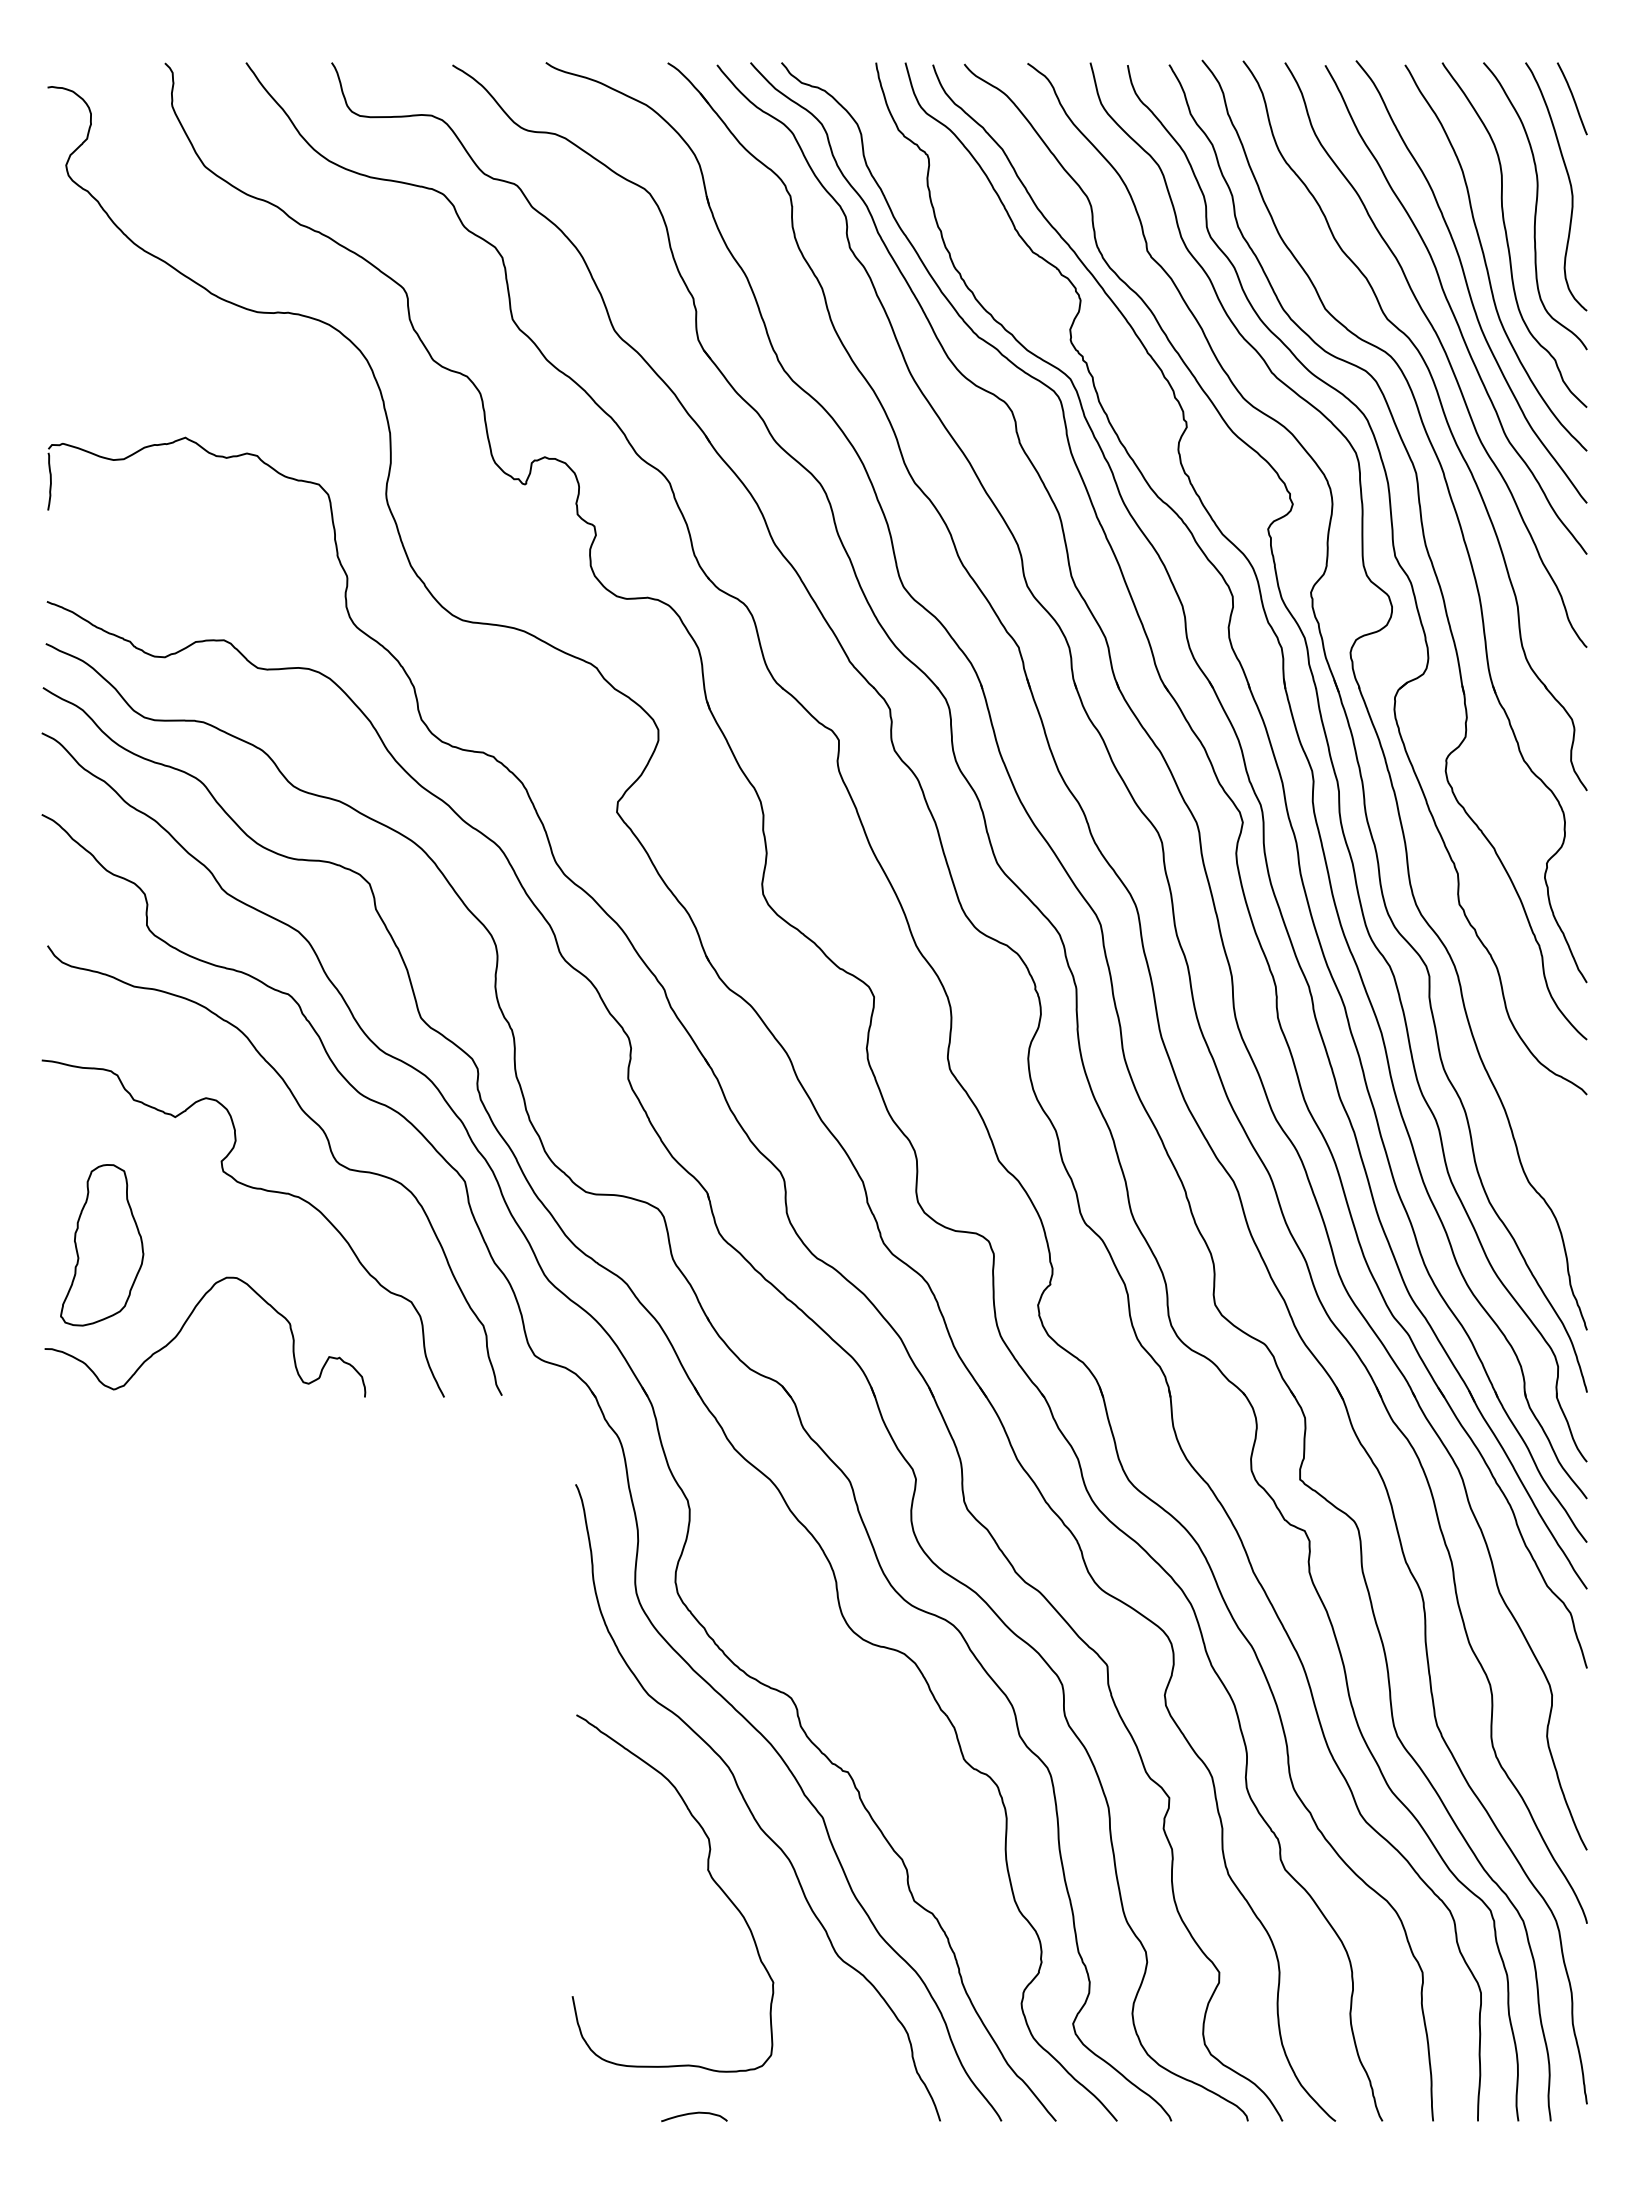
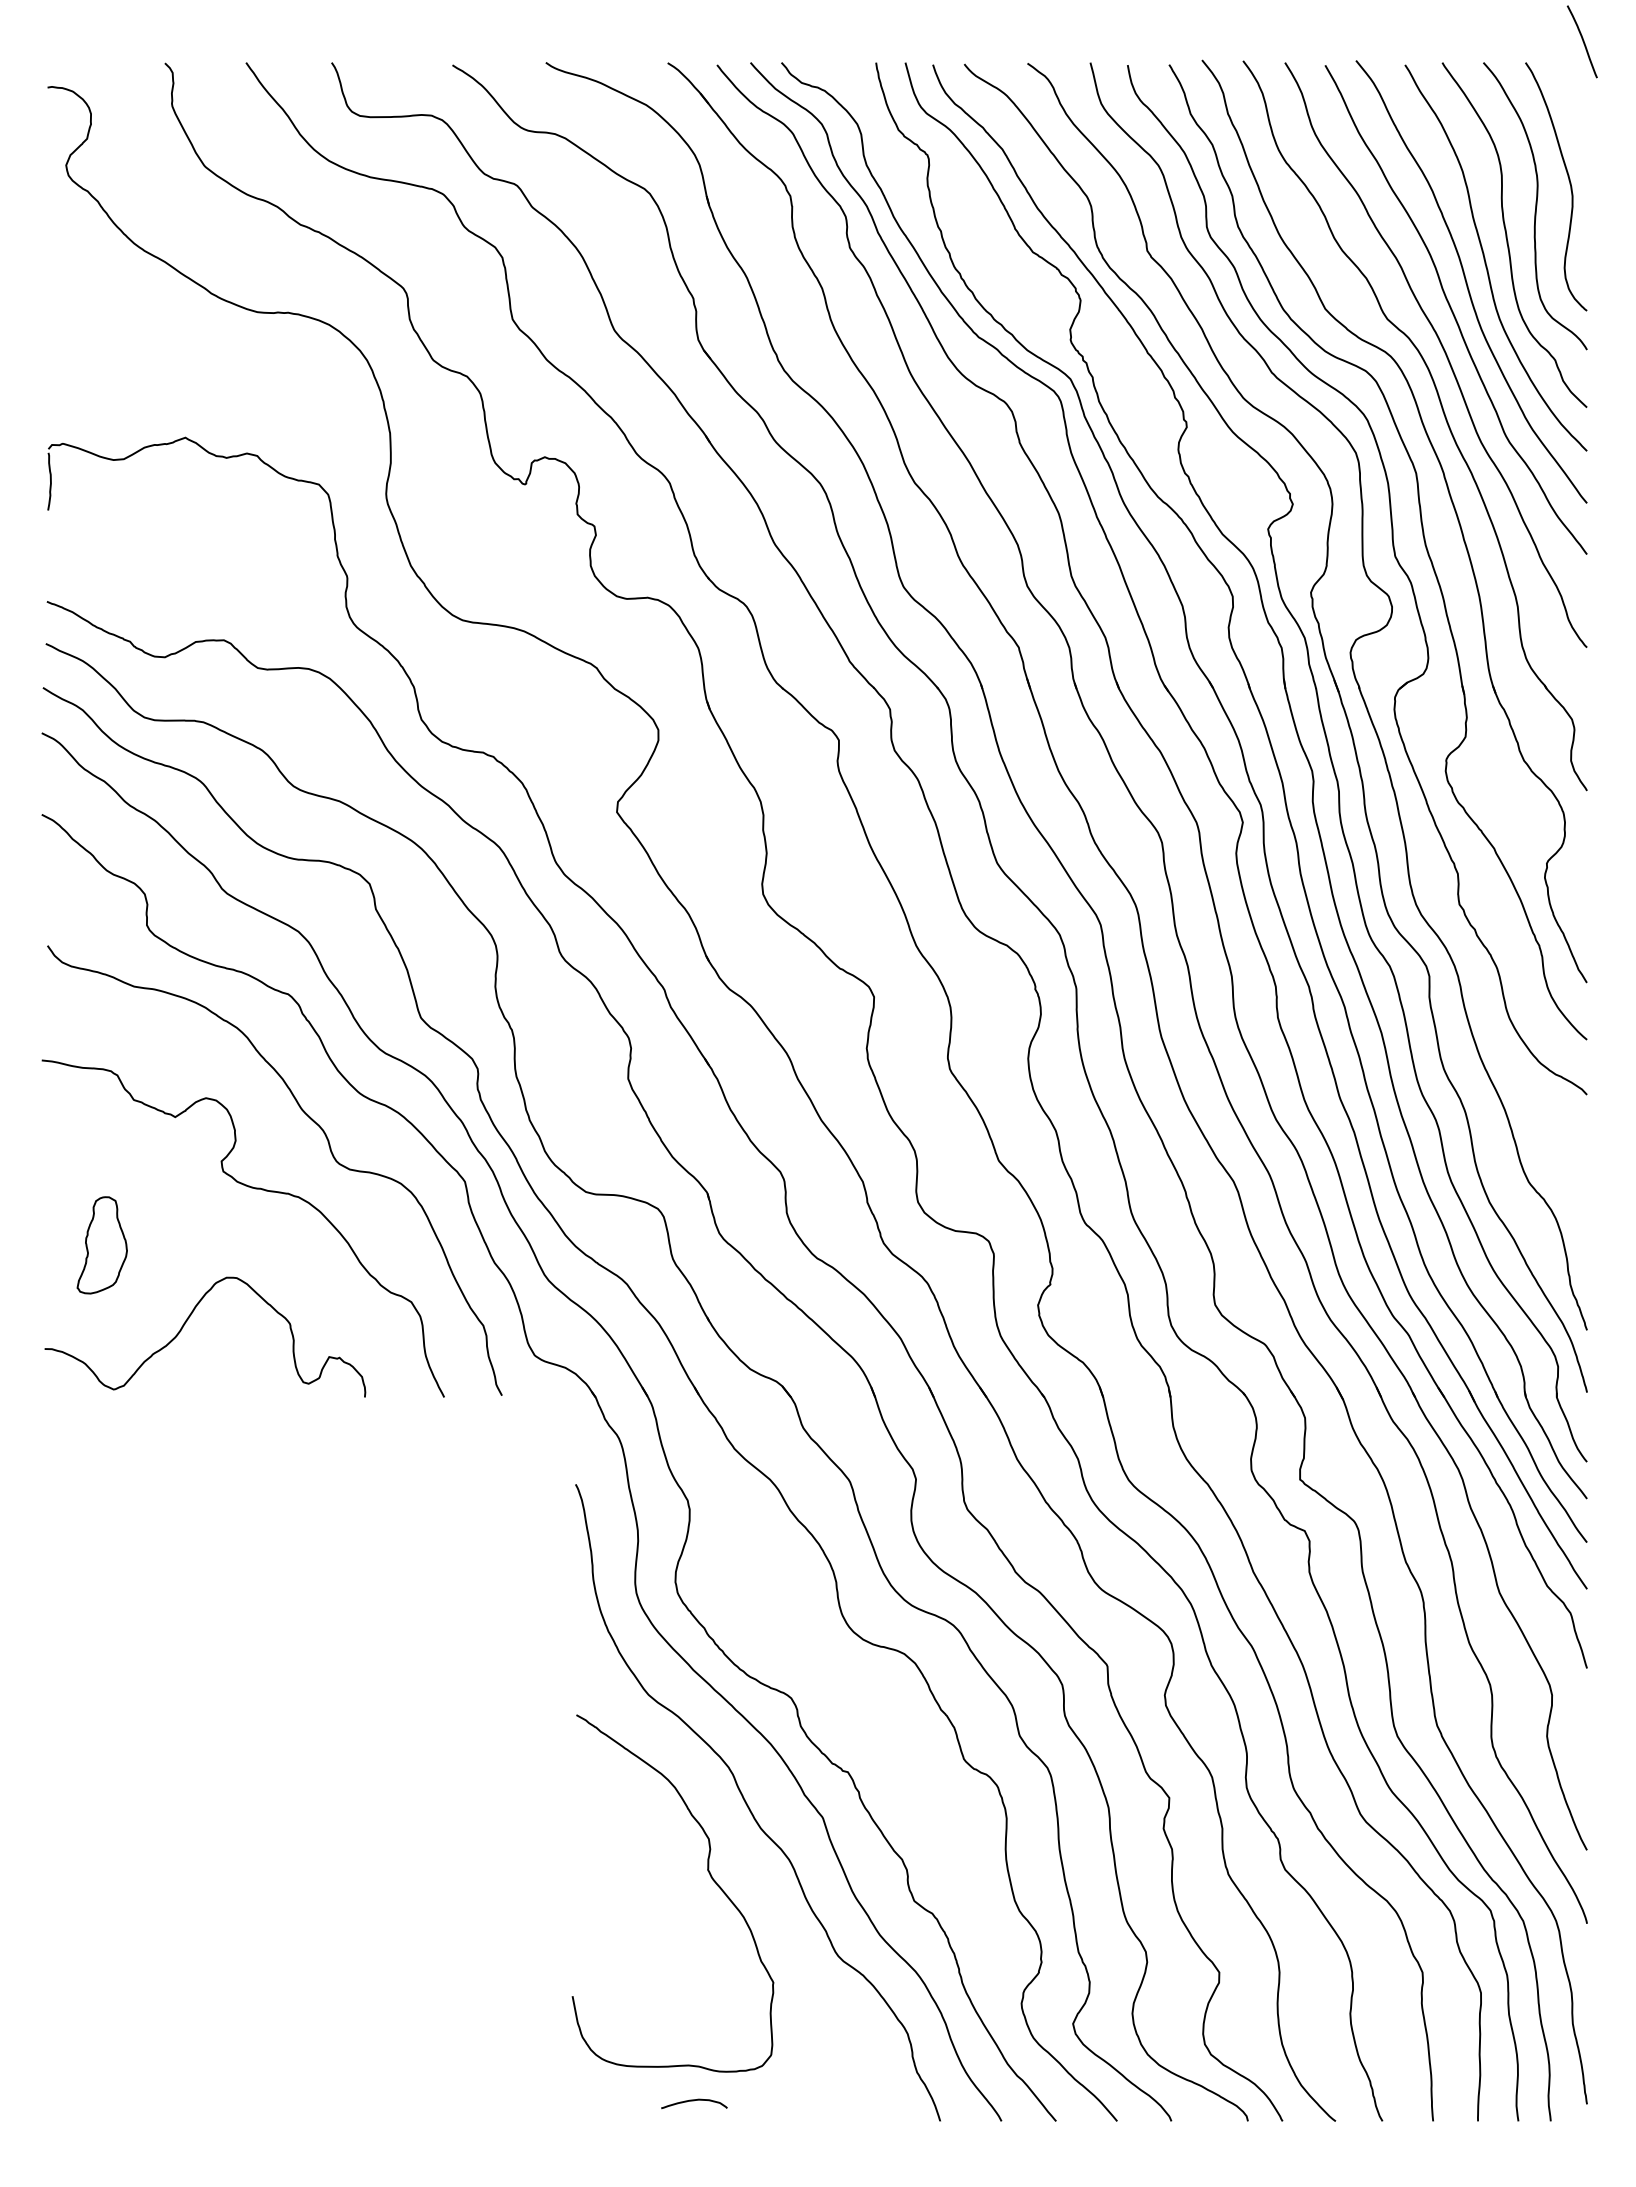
curve position: (1572, 98) -> (1582, 41) (1582, 41)
part size: 85x163 px -> 52x99 px (101, 1245)
curve position: (694, 2114) -> (694, 2101) (694, 2101)
